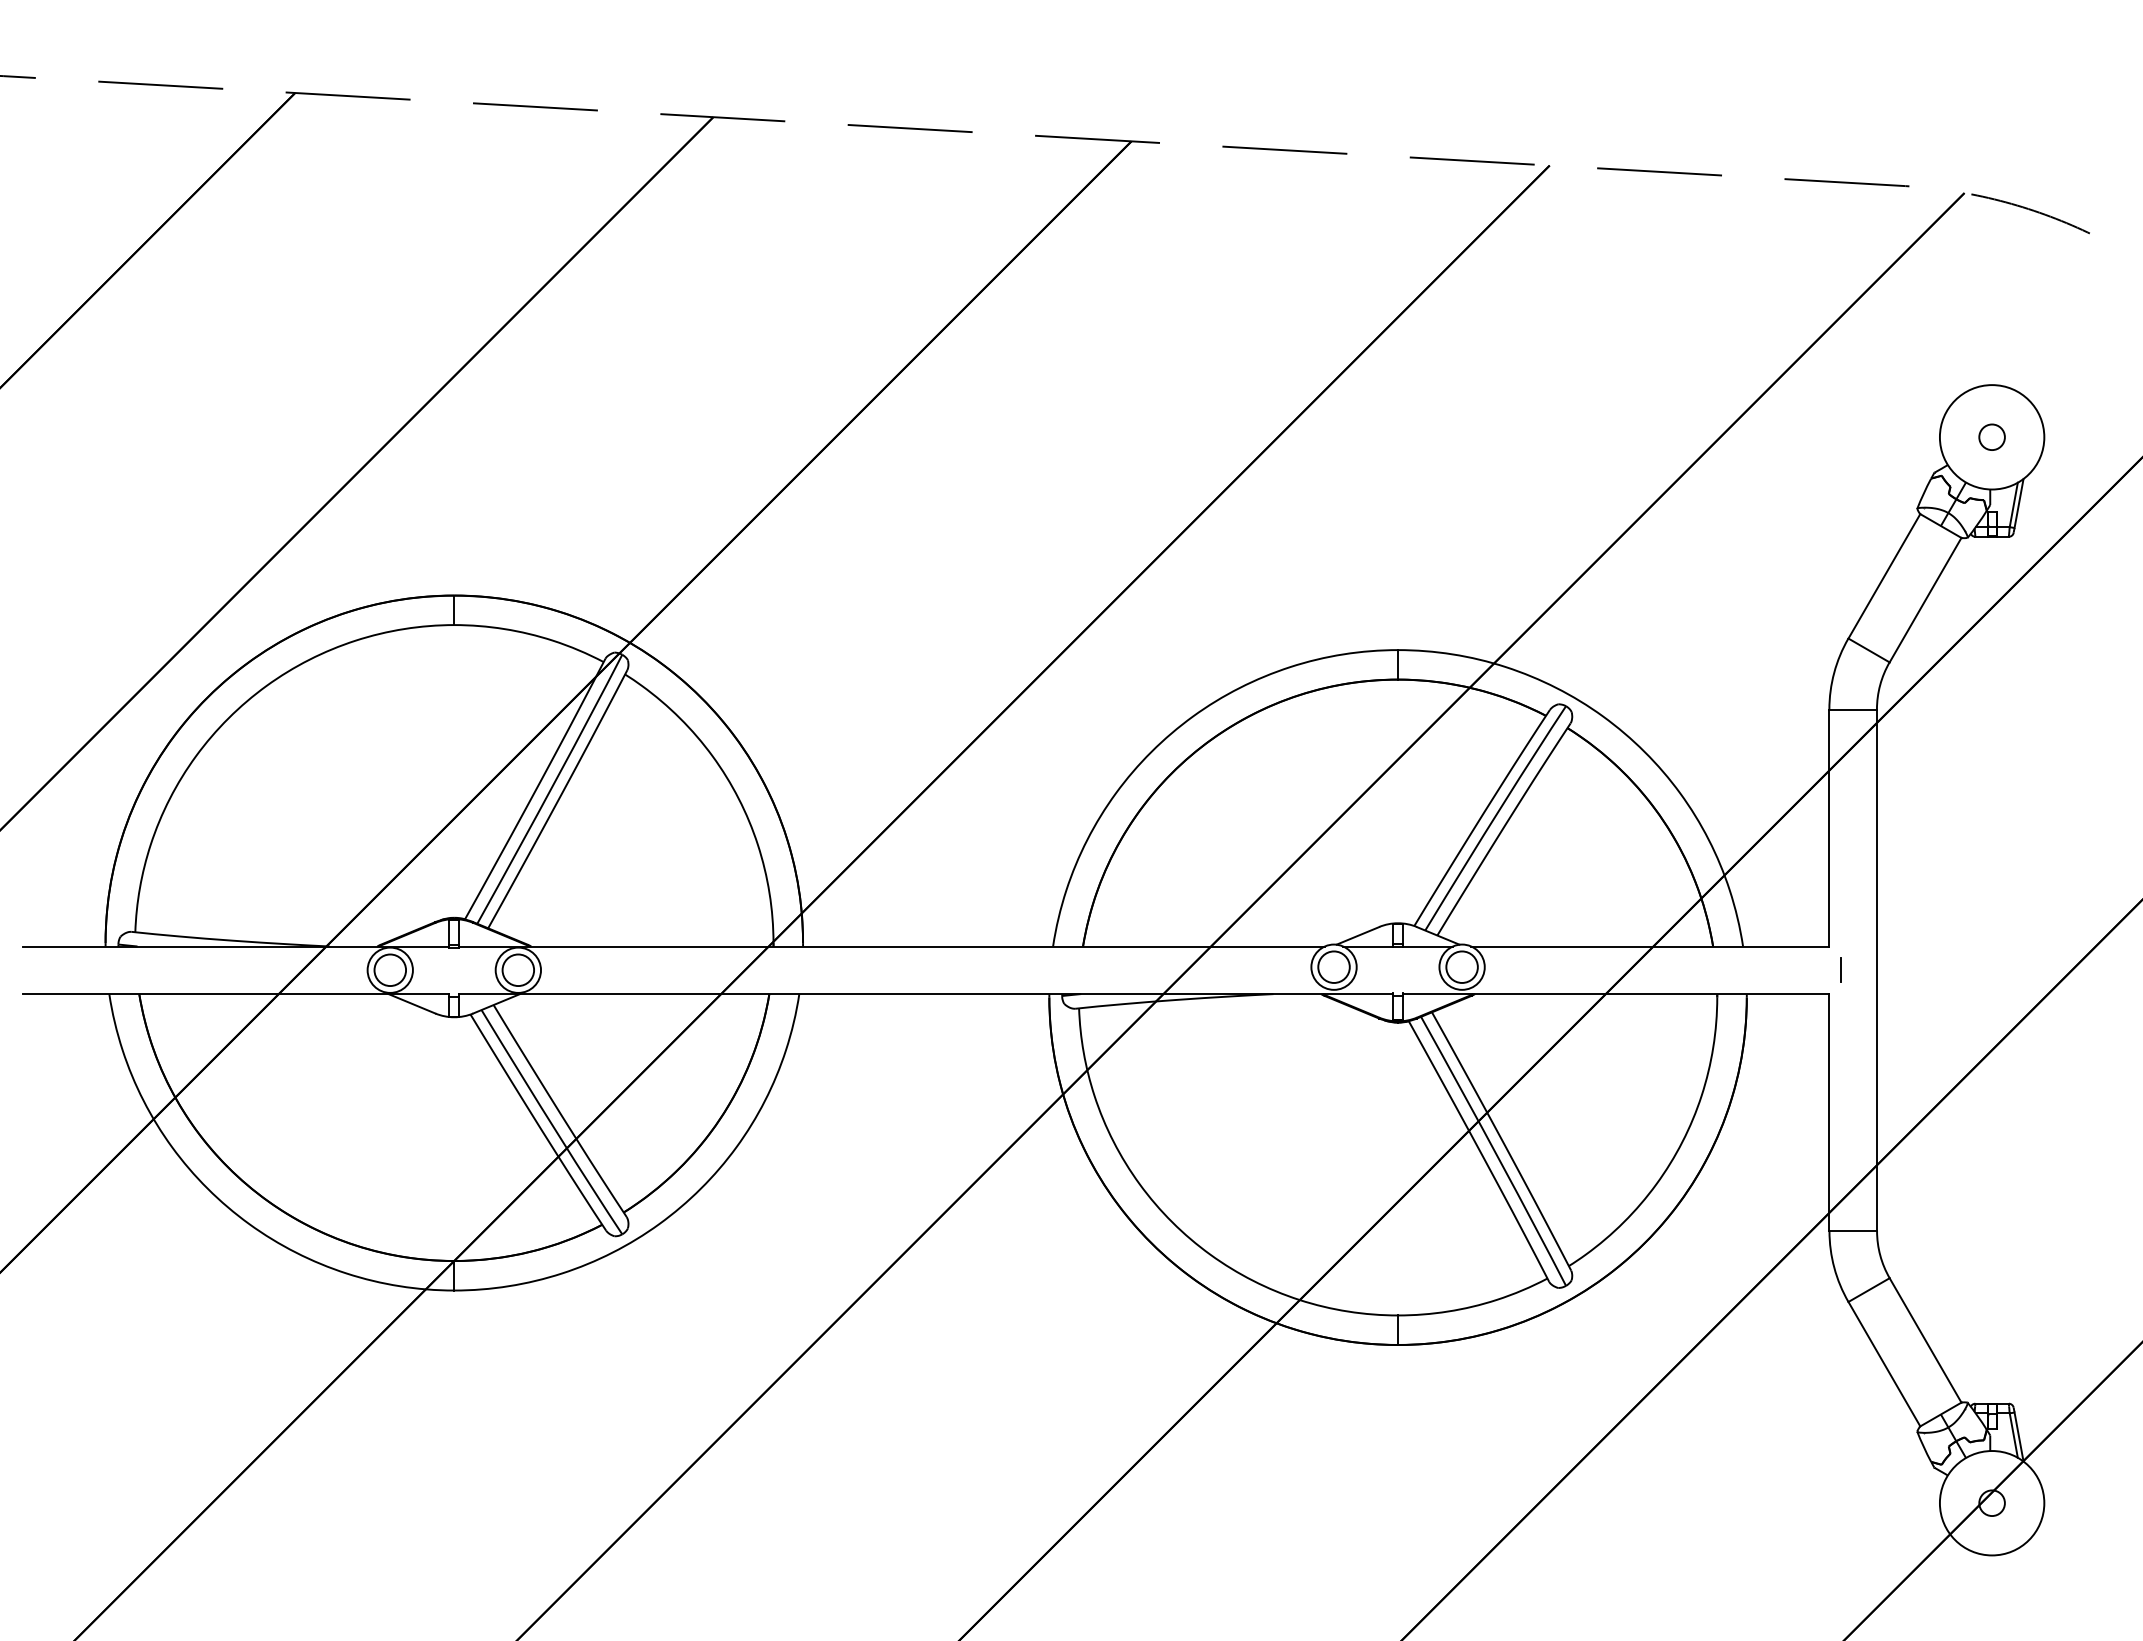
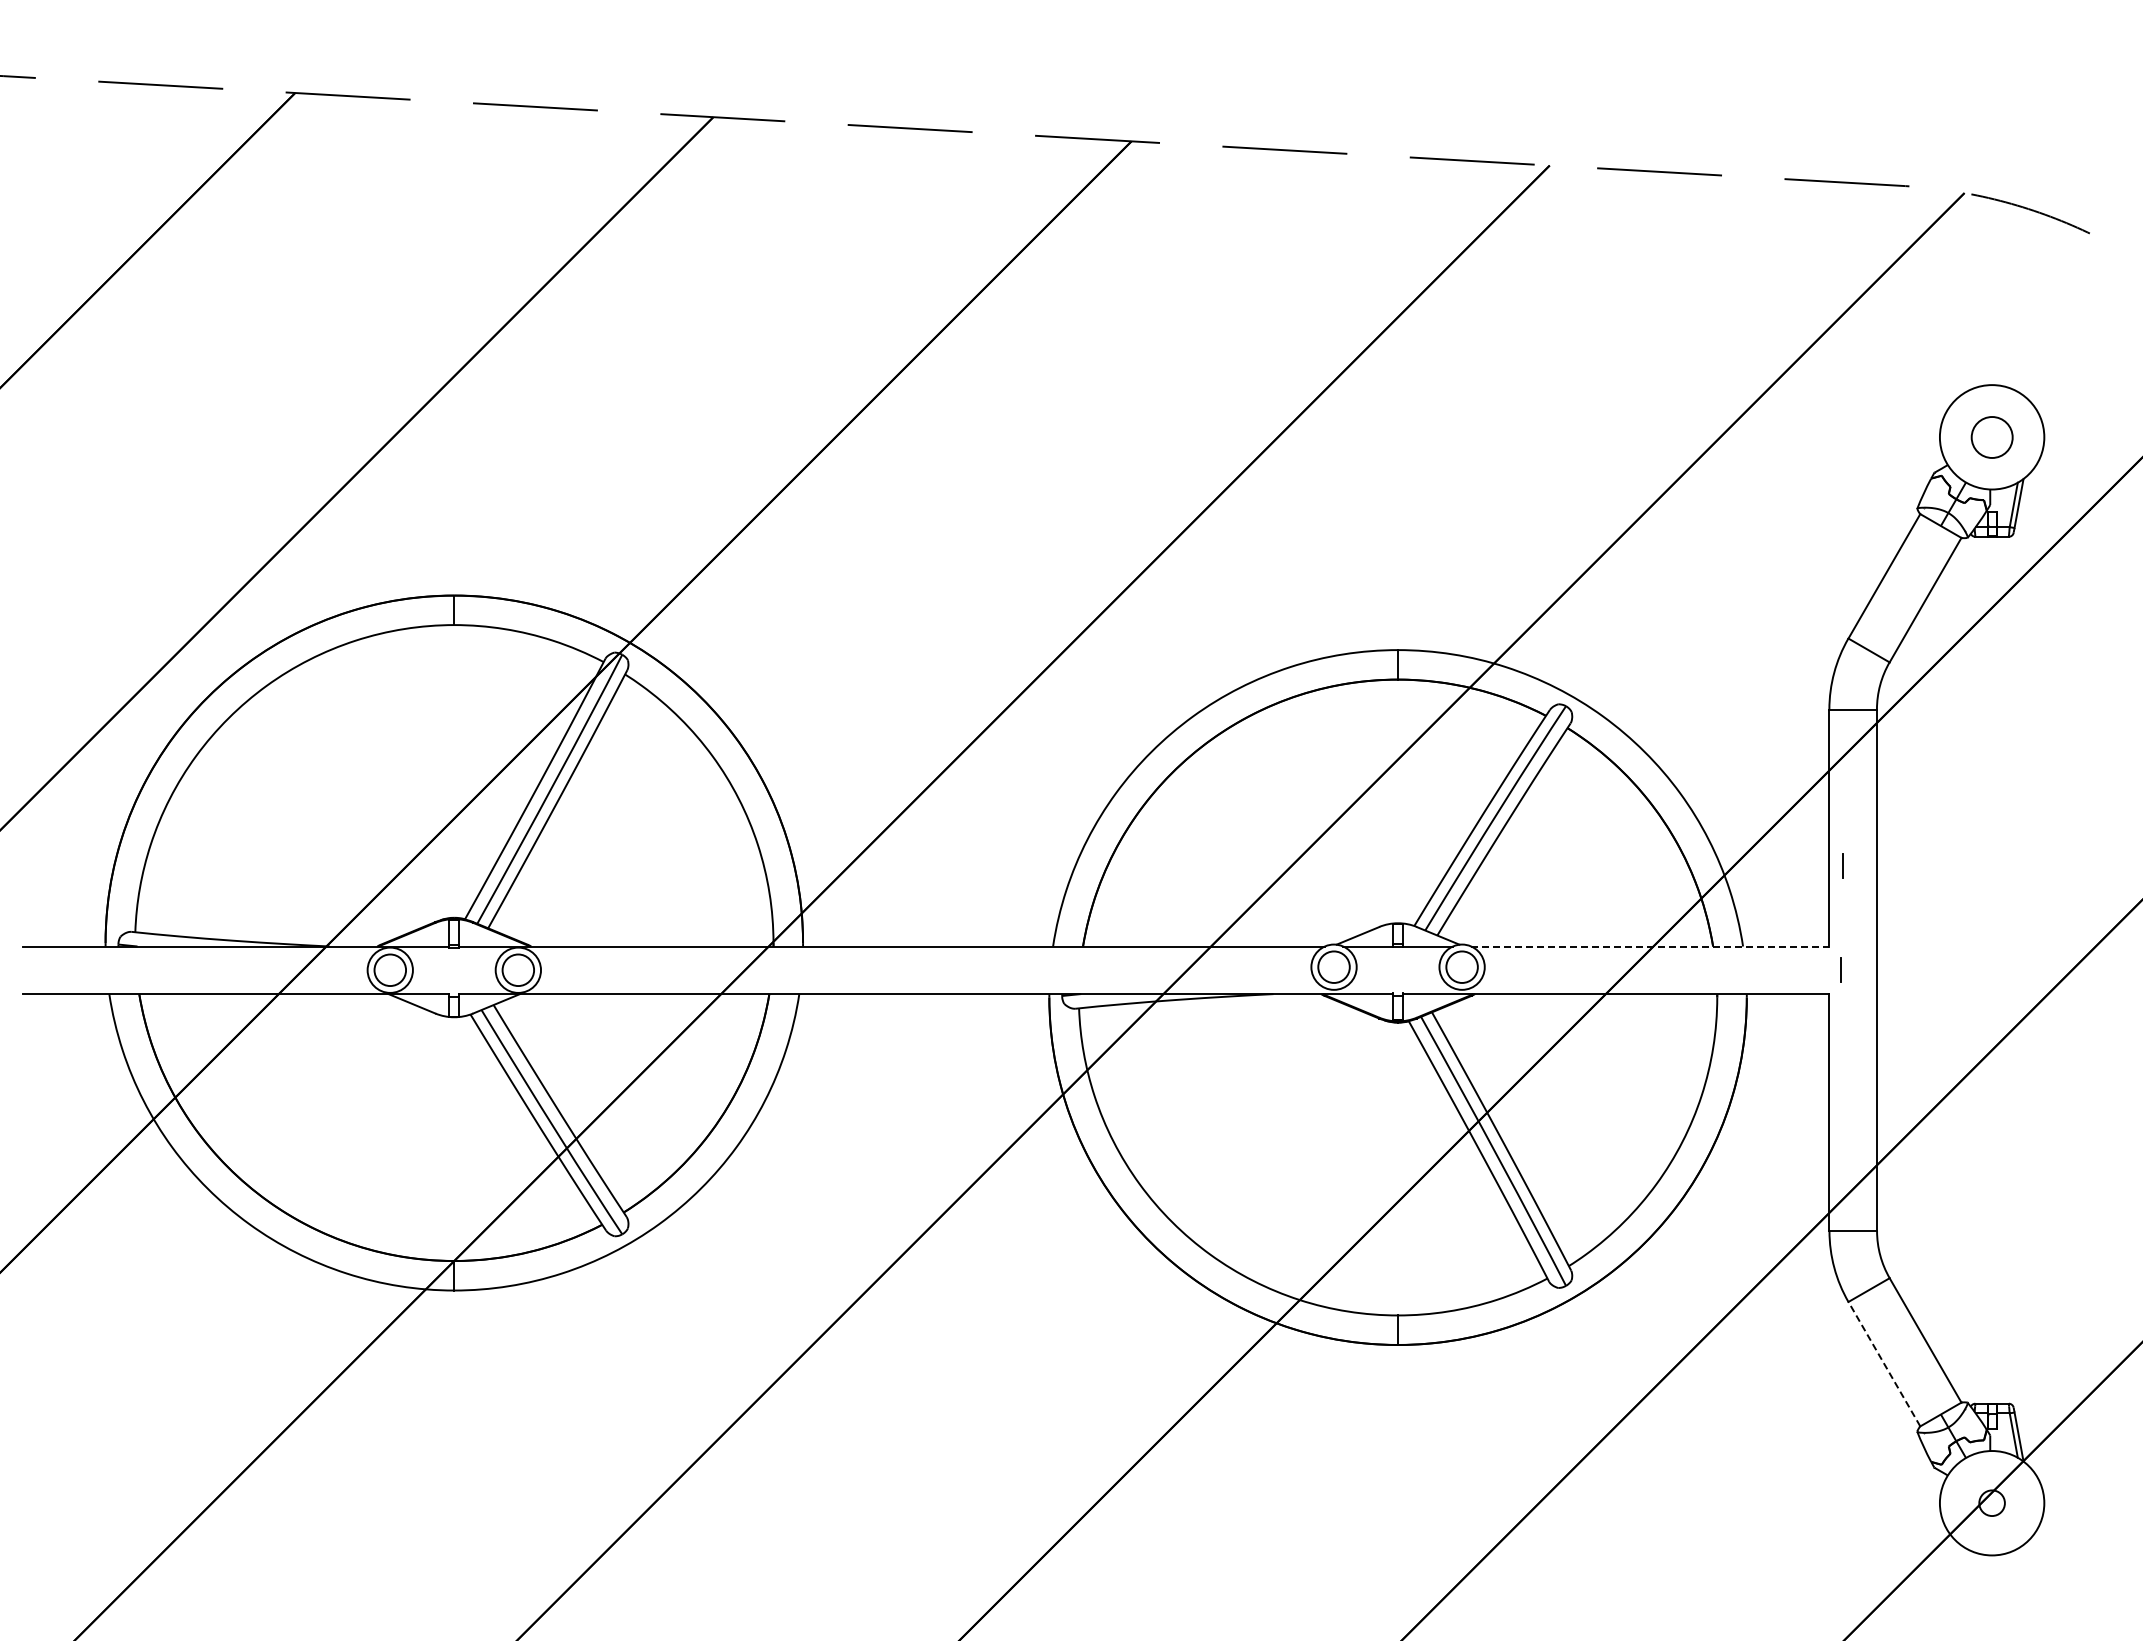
circle size: 28x28 px -> 44x43 px (1991, 437)
line: none -> present (1842, 865)
line: solid -> dashed (1650, 946)
line: solid -> dashed (1884, 1364)
